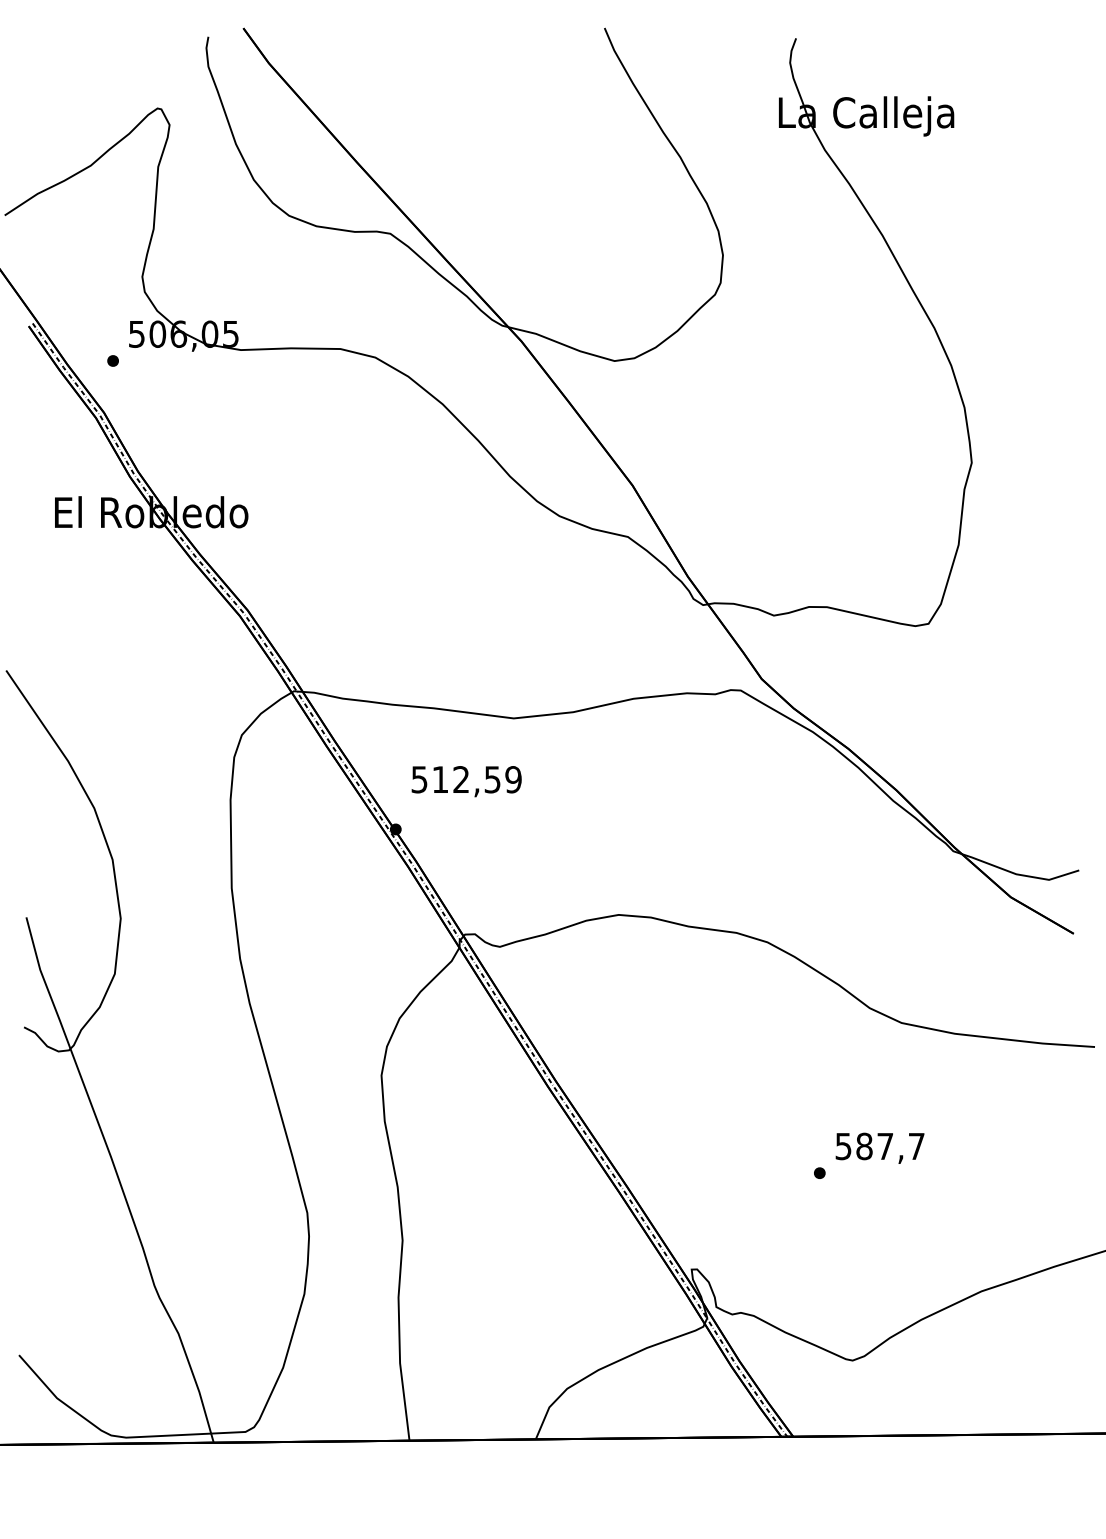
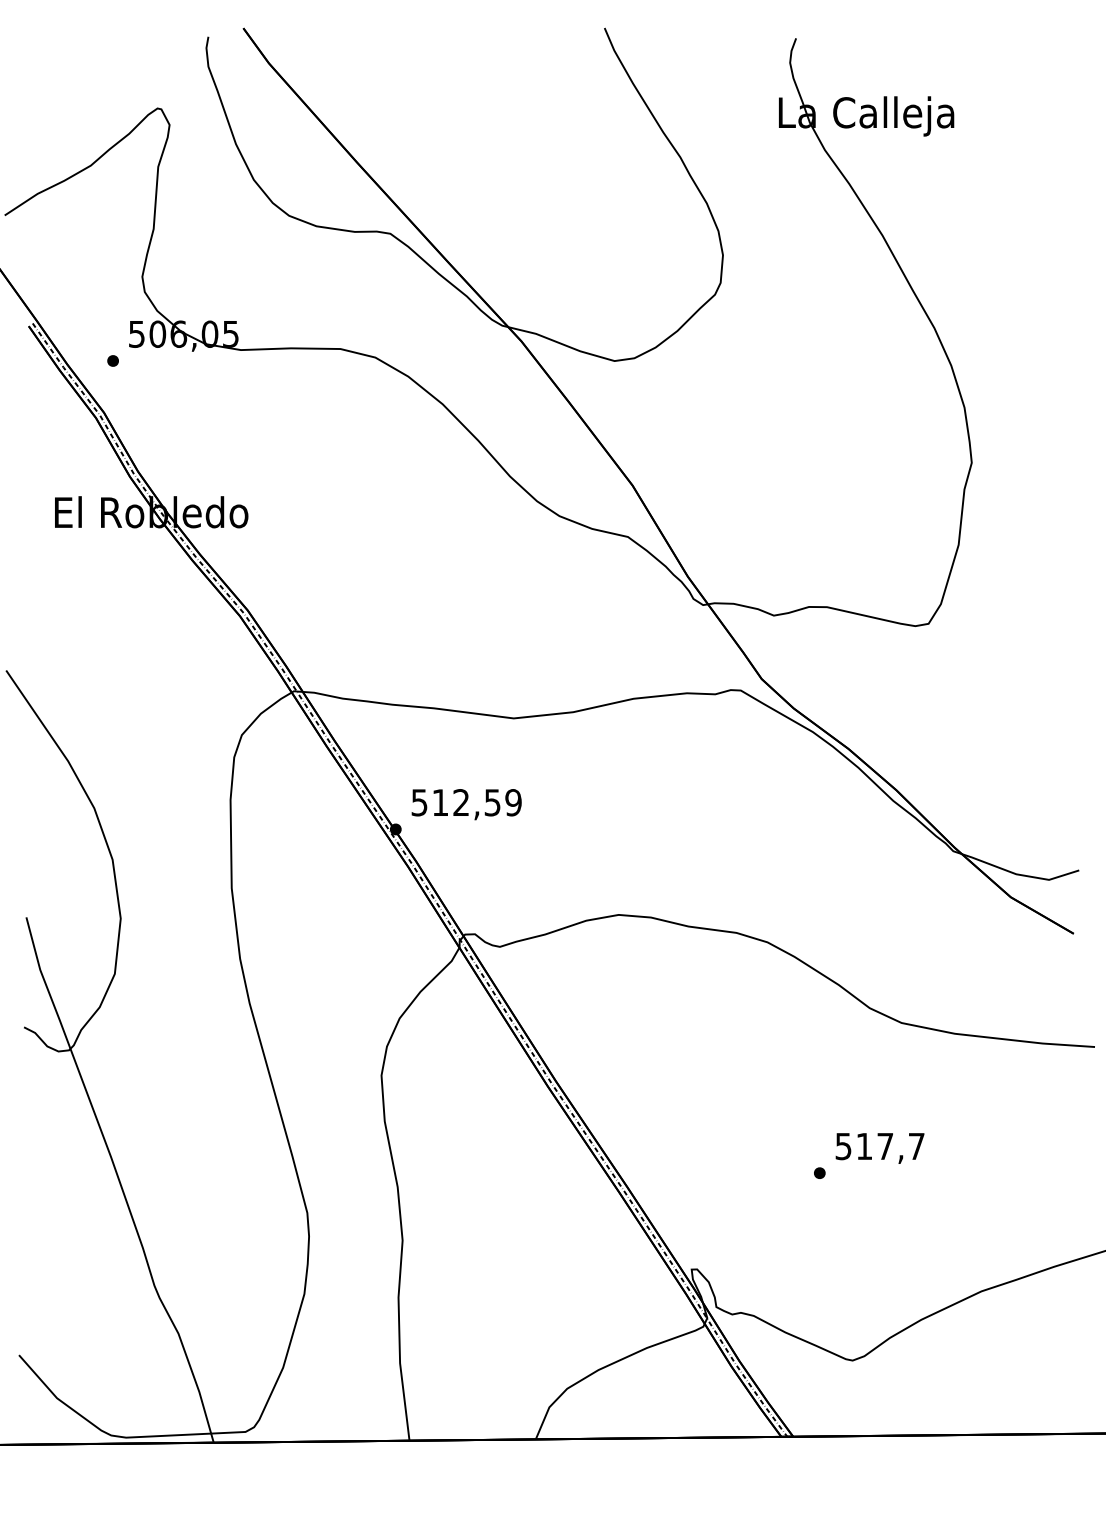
text position: (466, 781) -> (466, 804) (466, 804)
text: 587,7 -> 517,7 (864, 1146)
